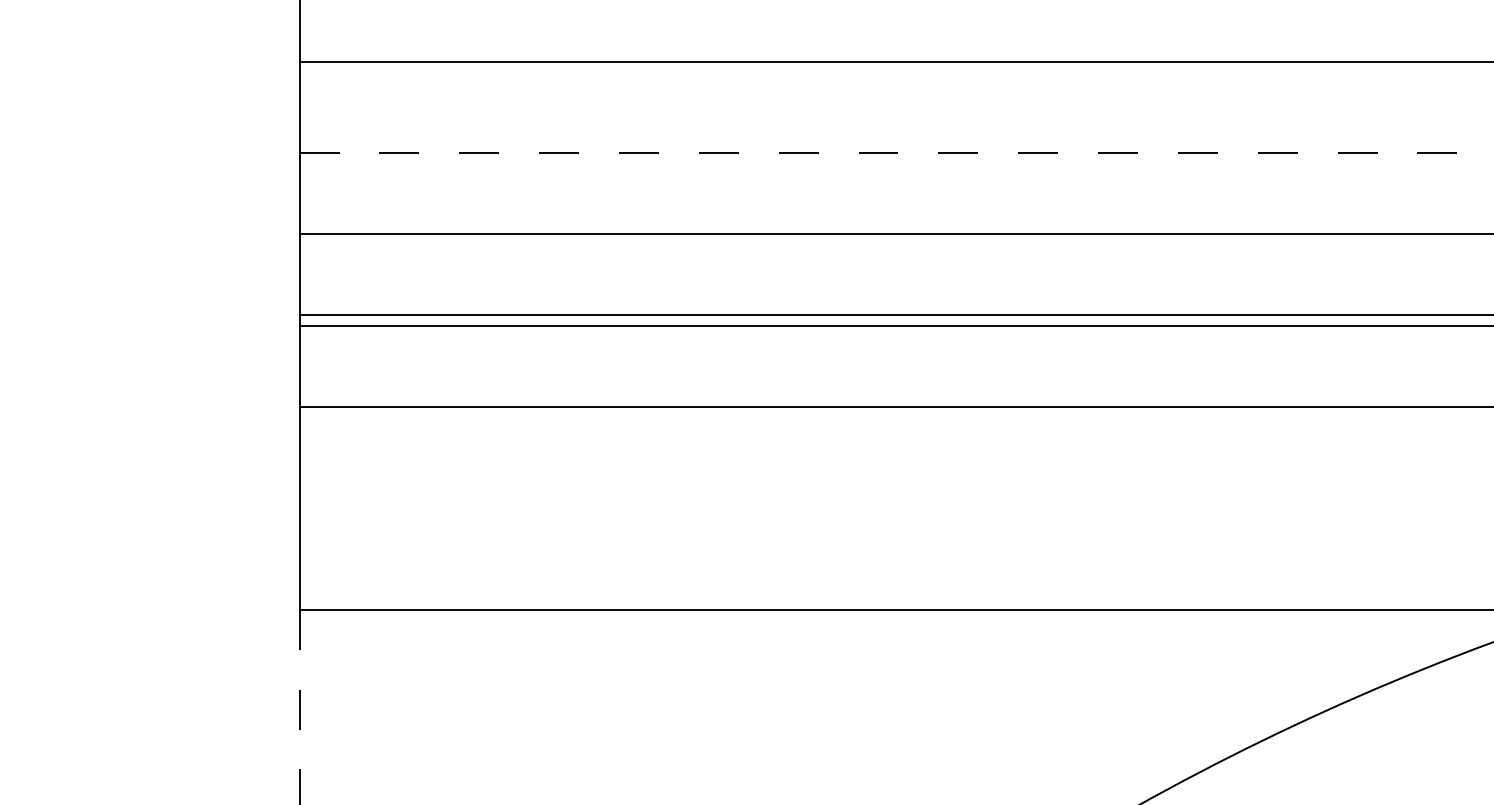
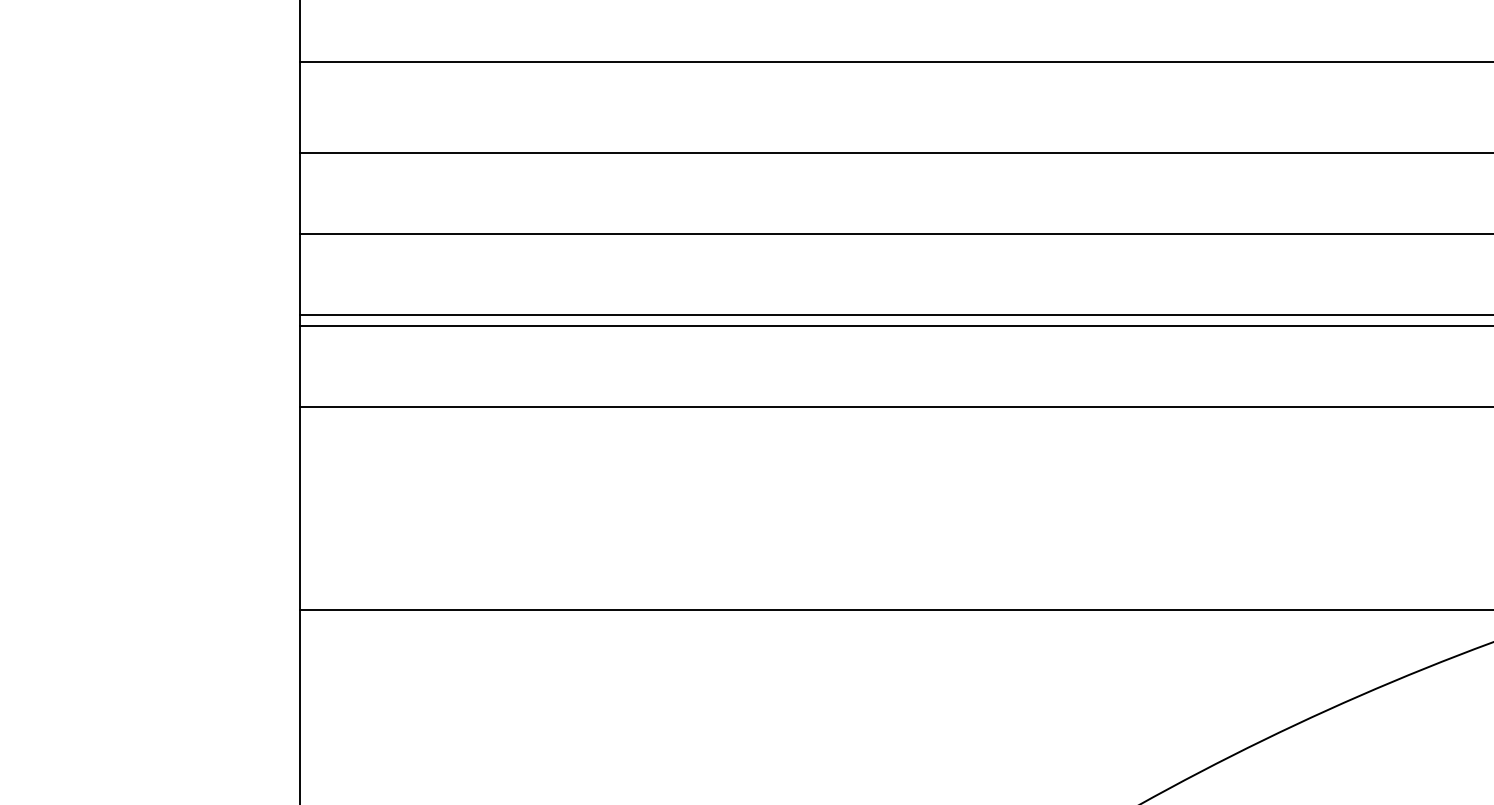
line: dashed -> solid (896, 153)
line: dashed -> solid (299, 707)
